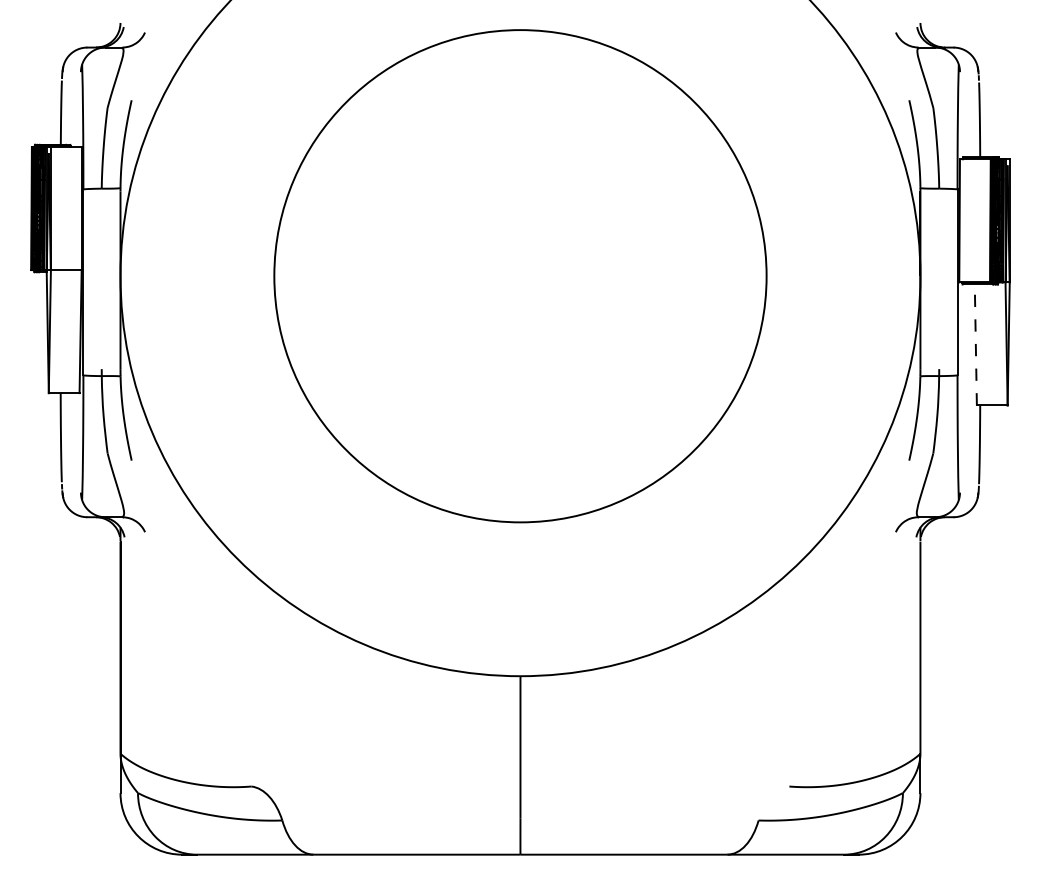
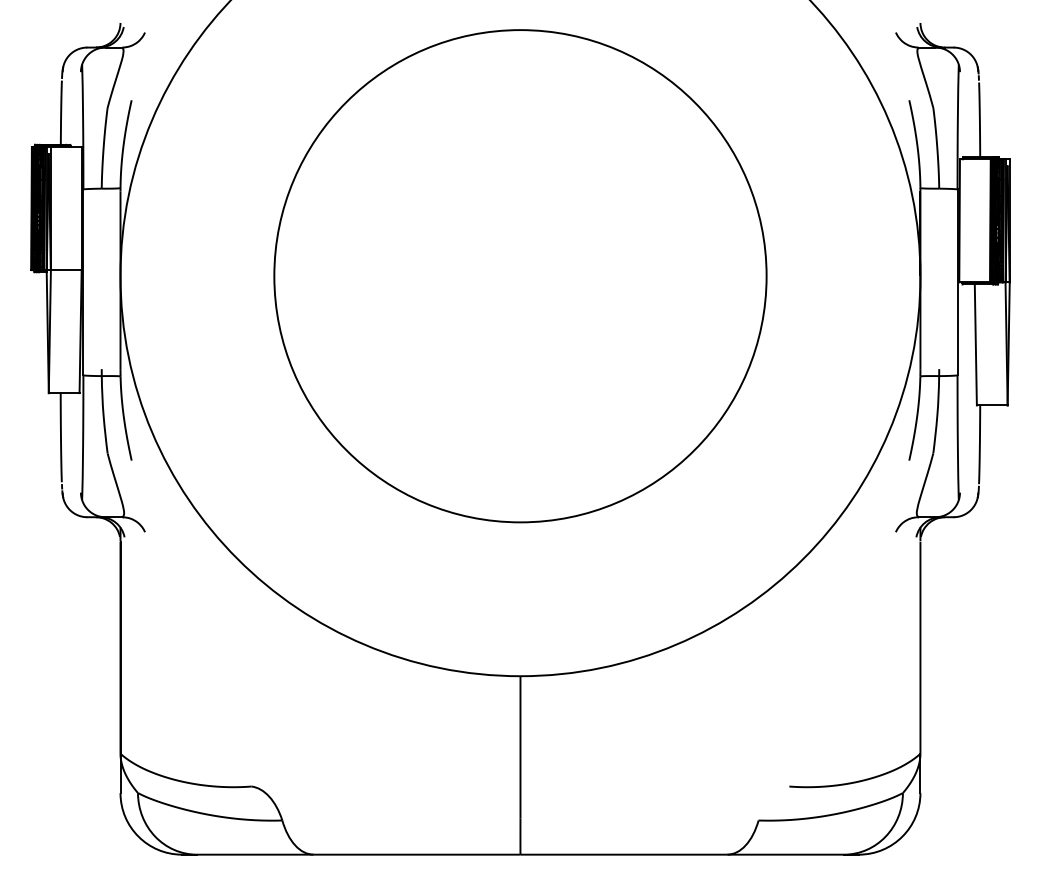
line: dashed -> solid (975, 344)
